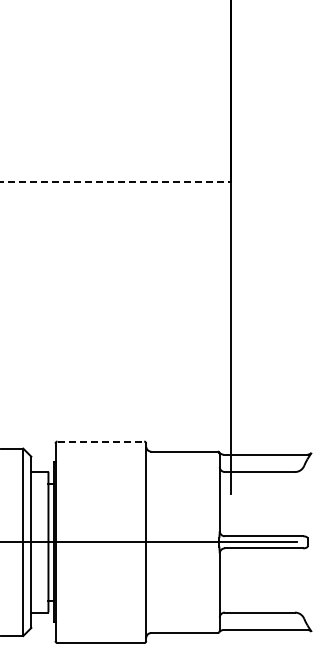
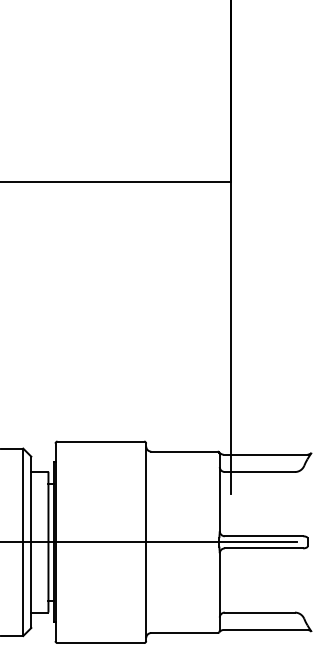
line: dashed -> solid (115, 181)
line: dashed -> solid (101, 441)
